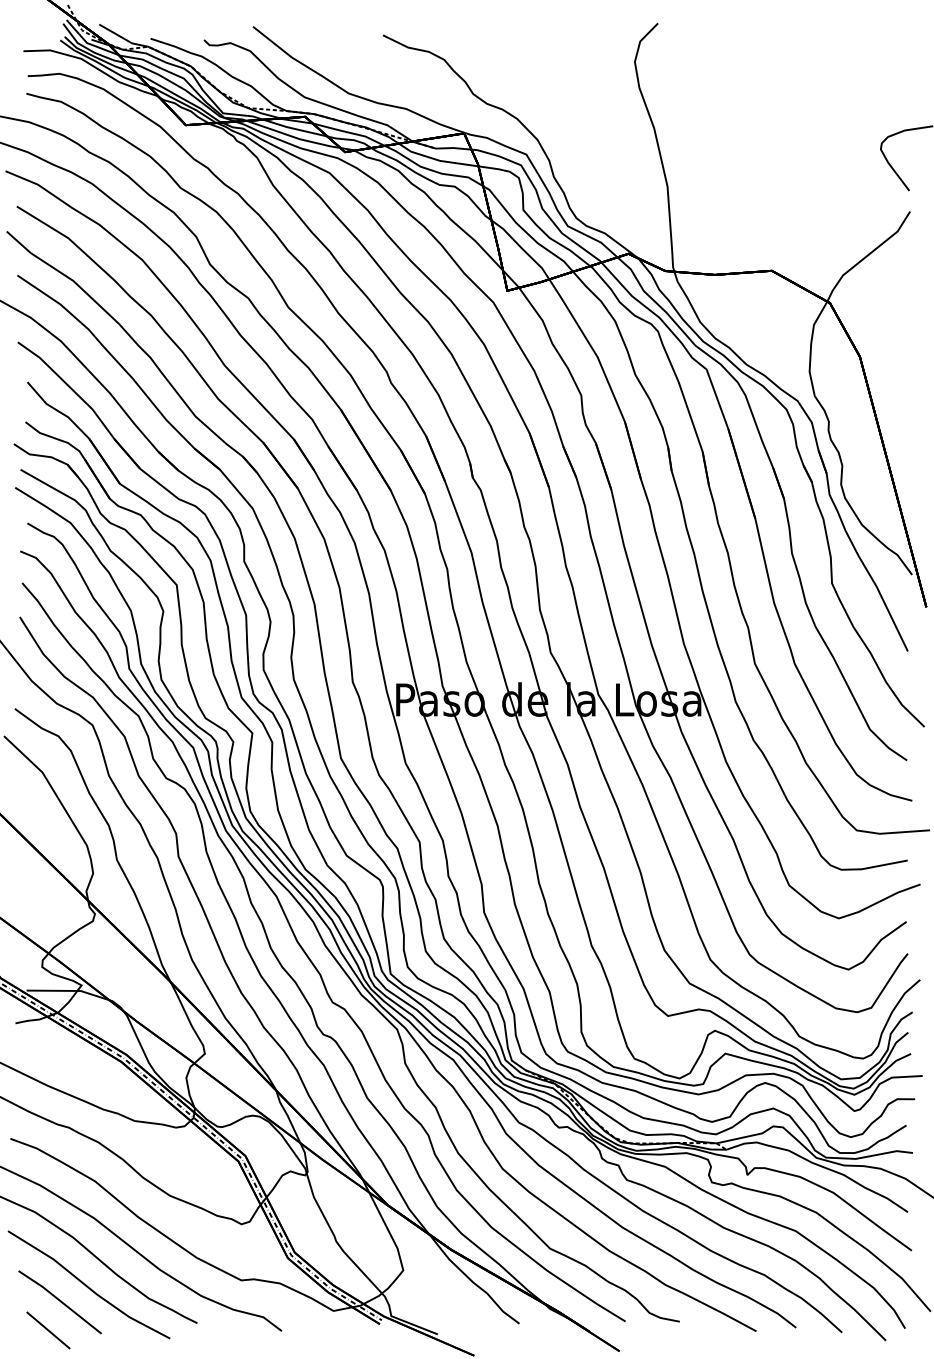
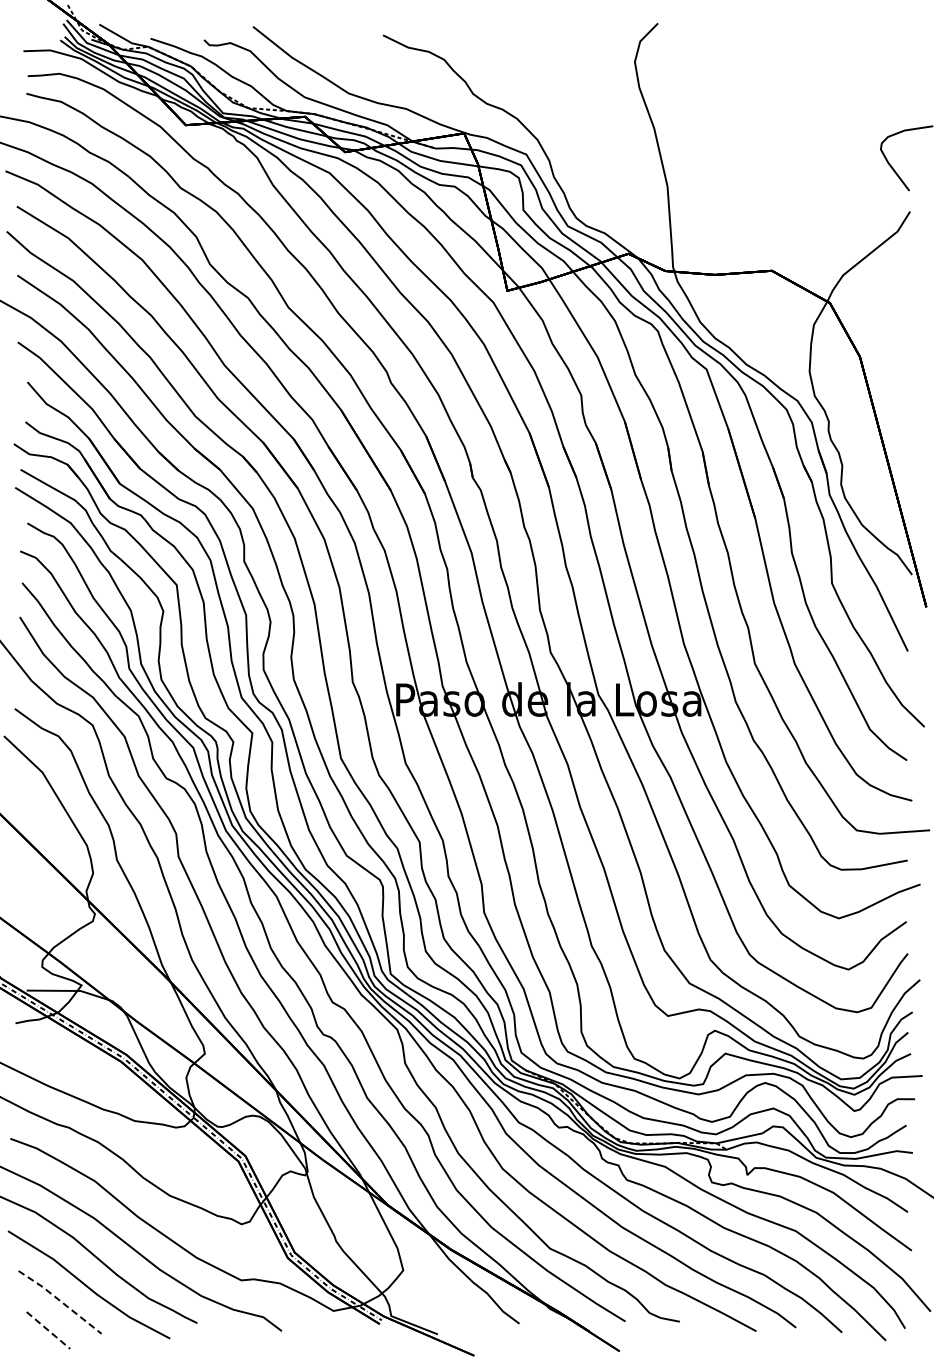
line: solid -> dashed (60, 1301)
line: solid -> dashed (48, 1330)
